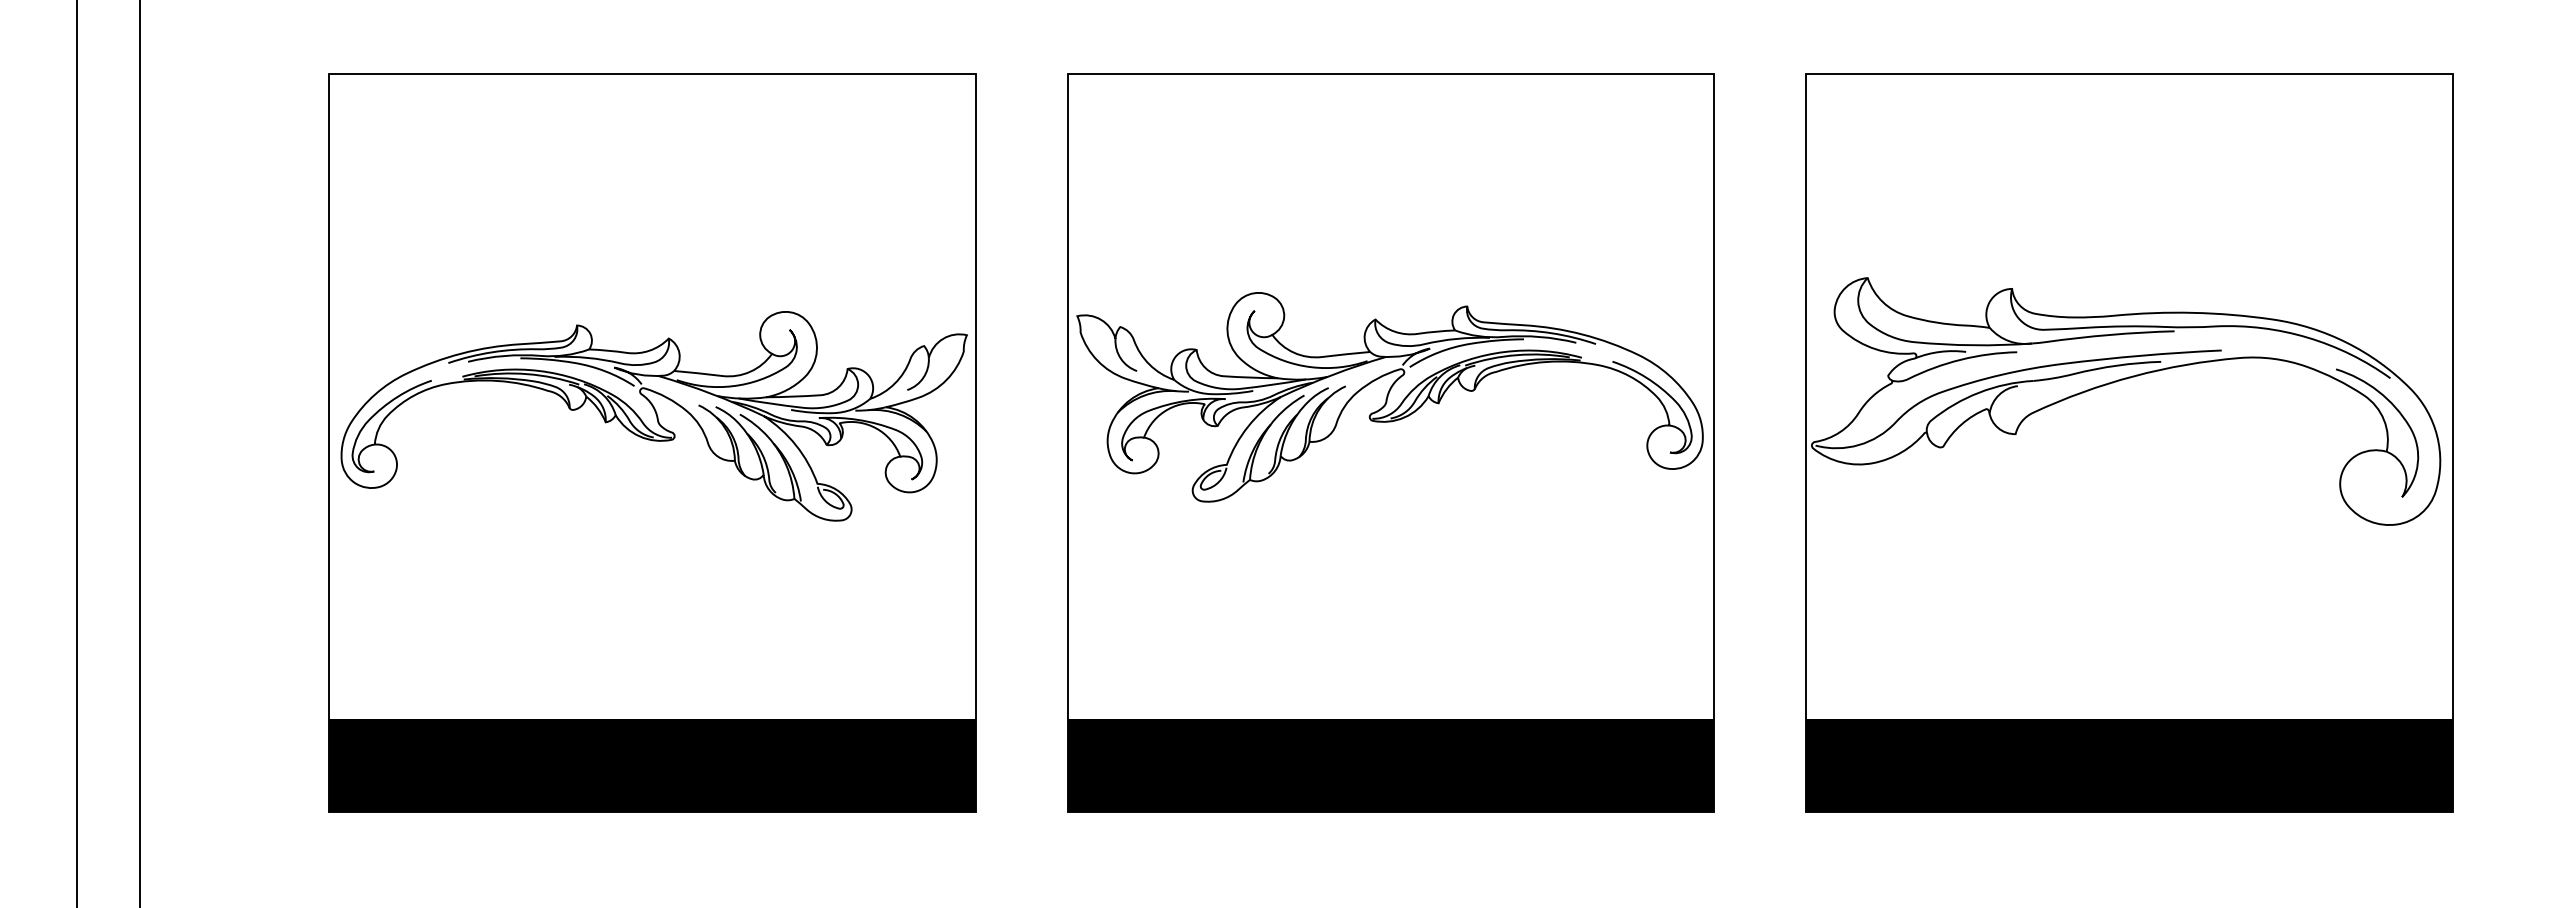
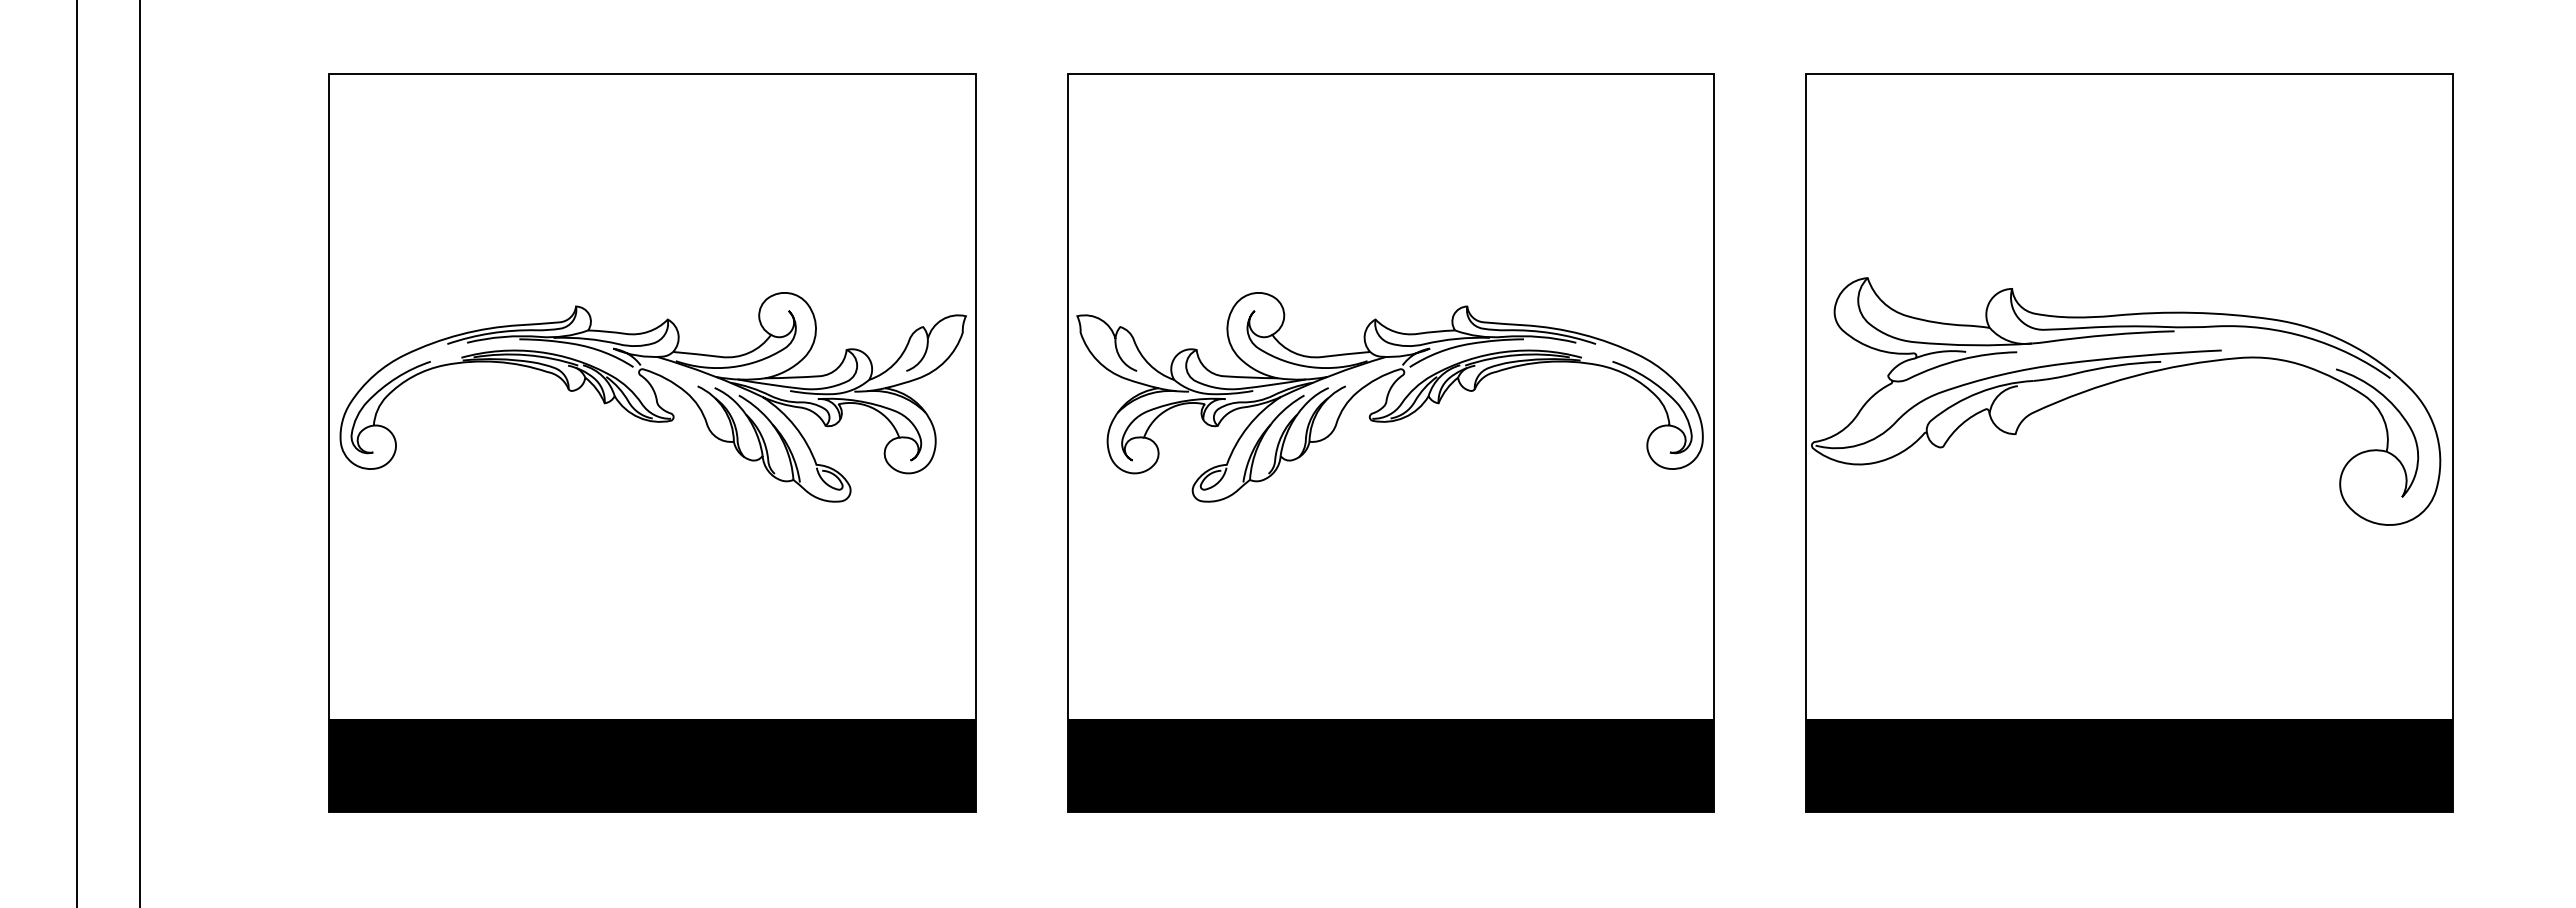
part position: (653, 416) -> (652, 397) (652, 397)
